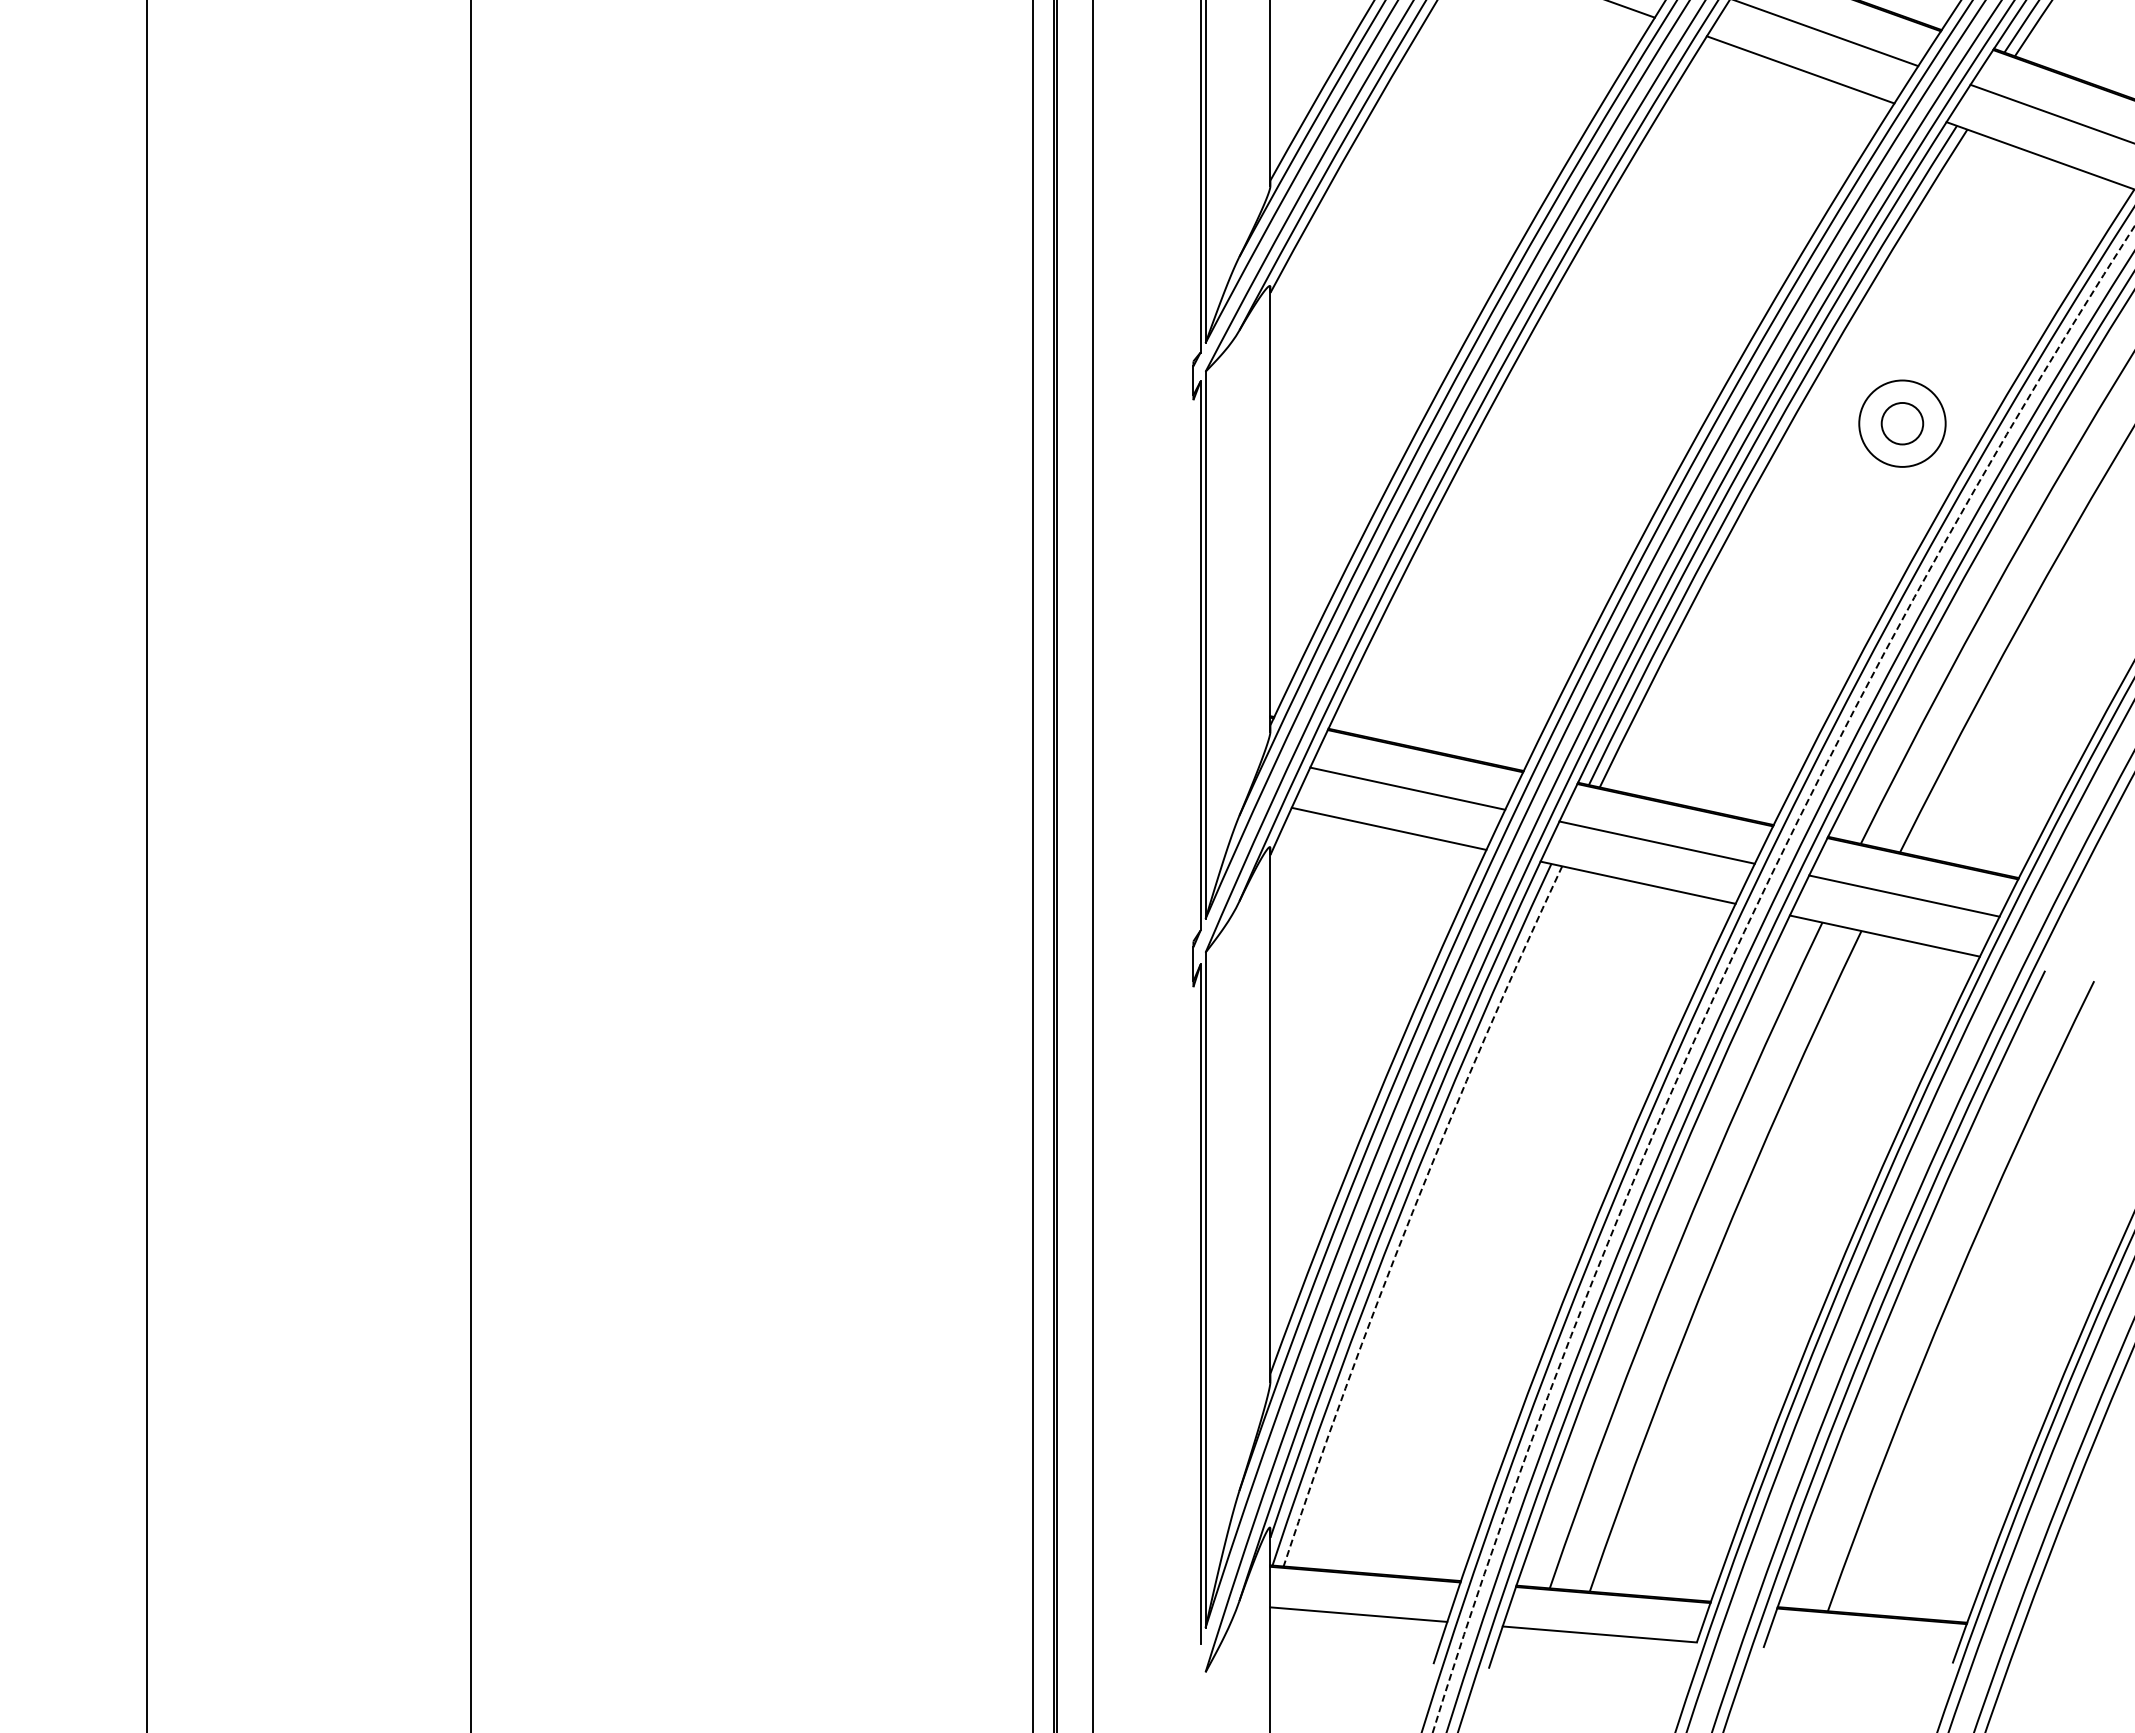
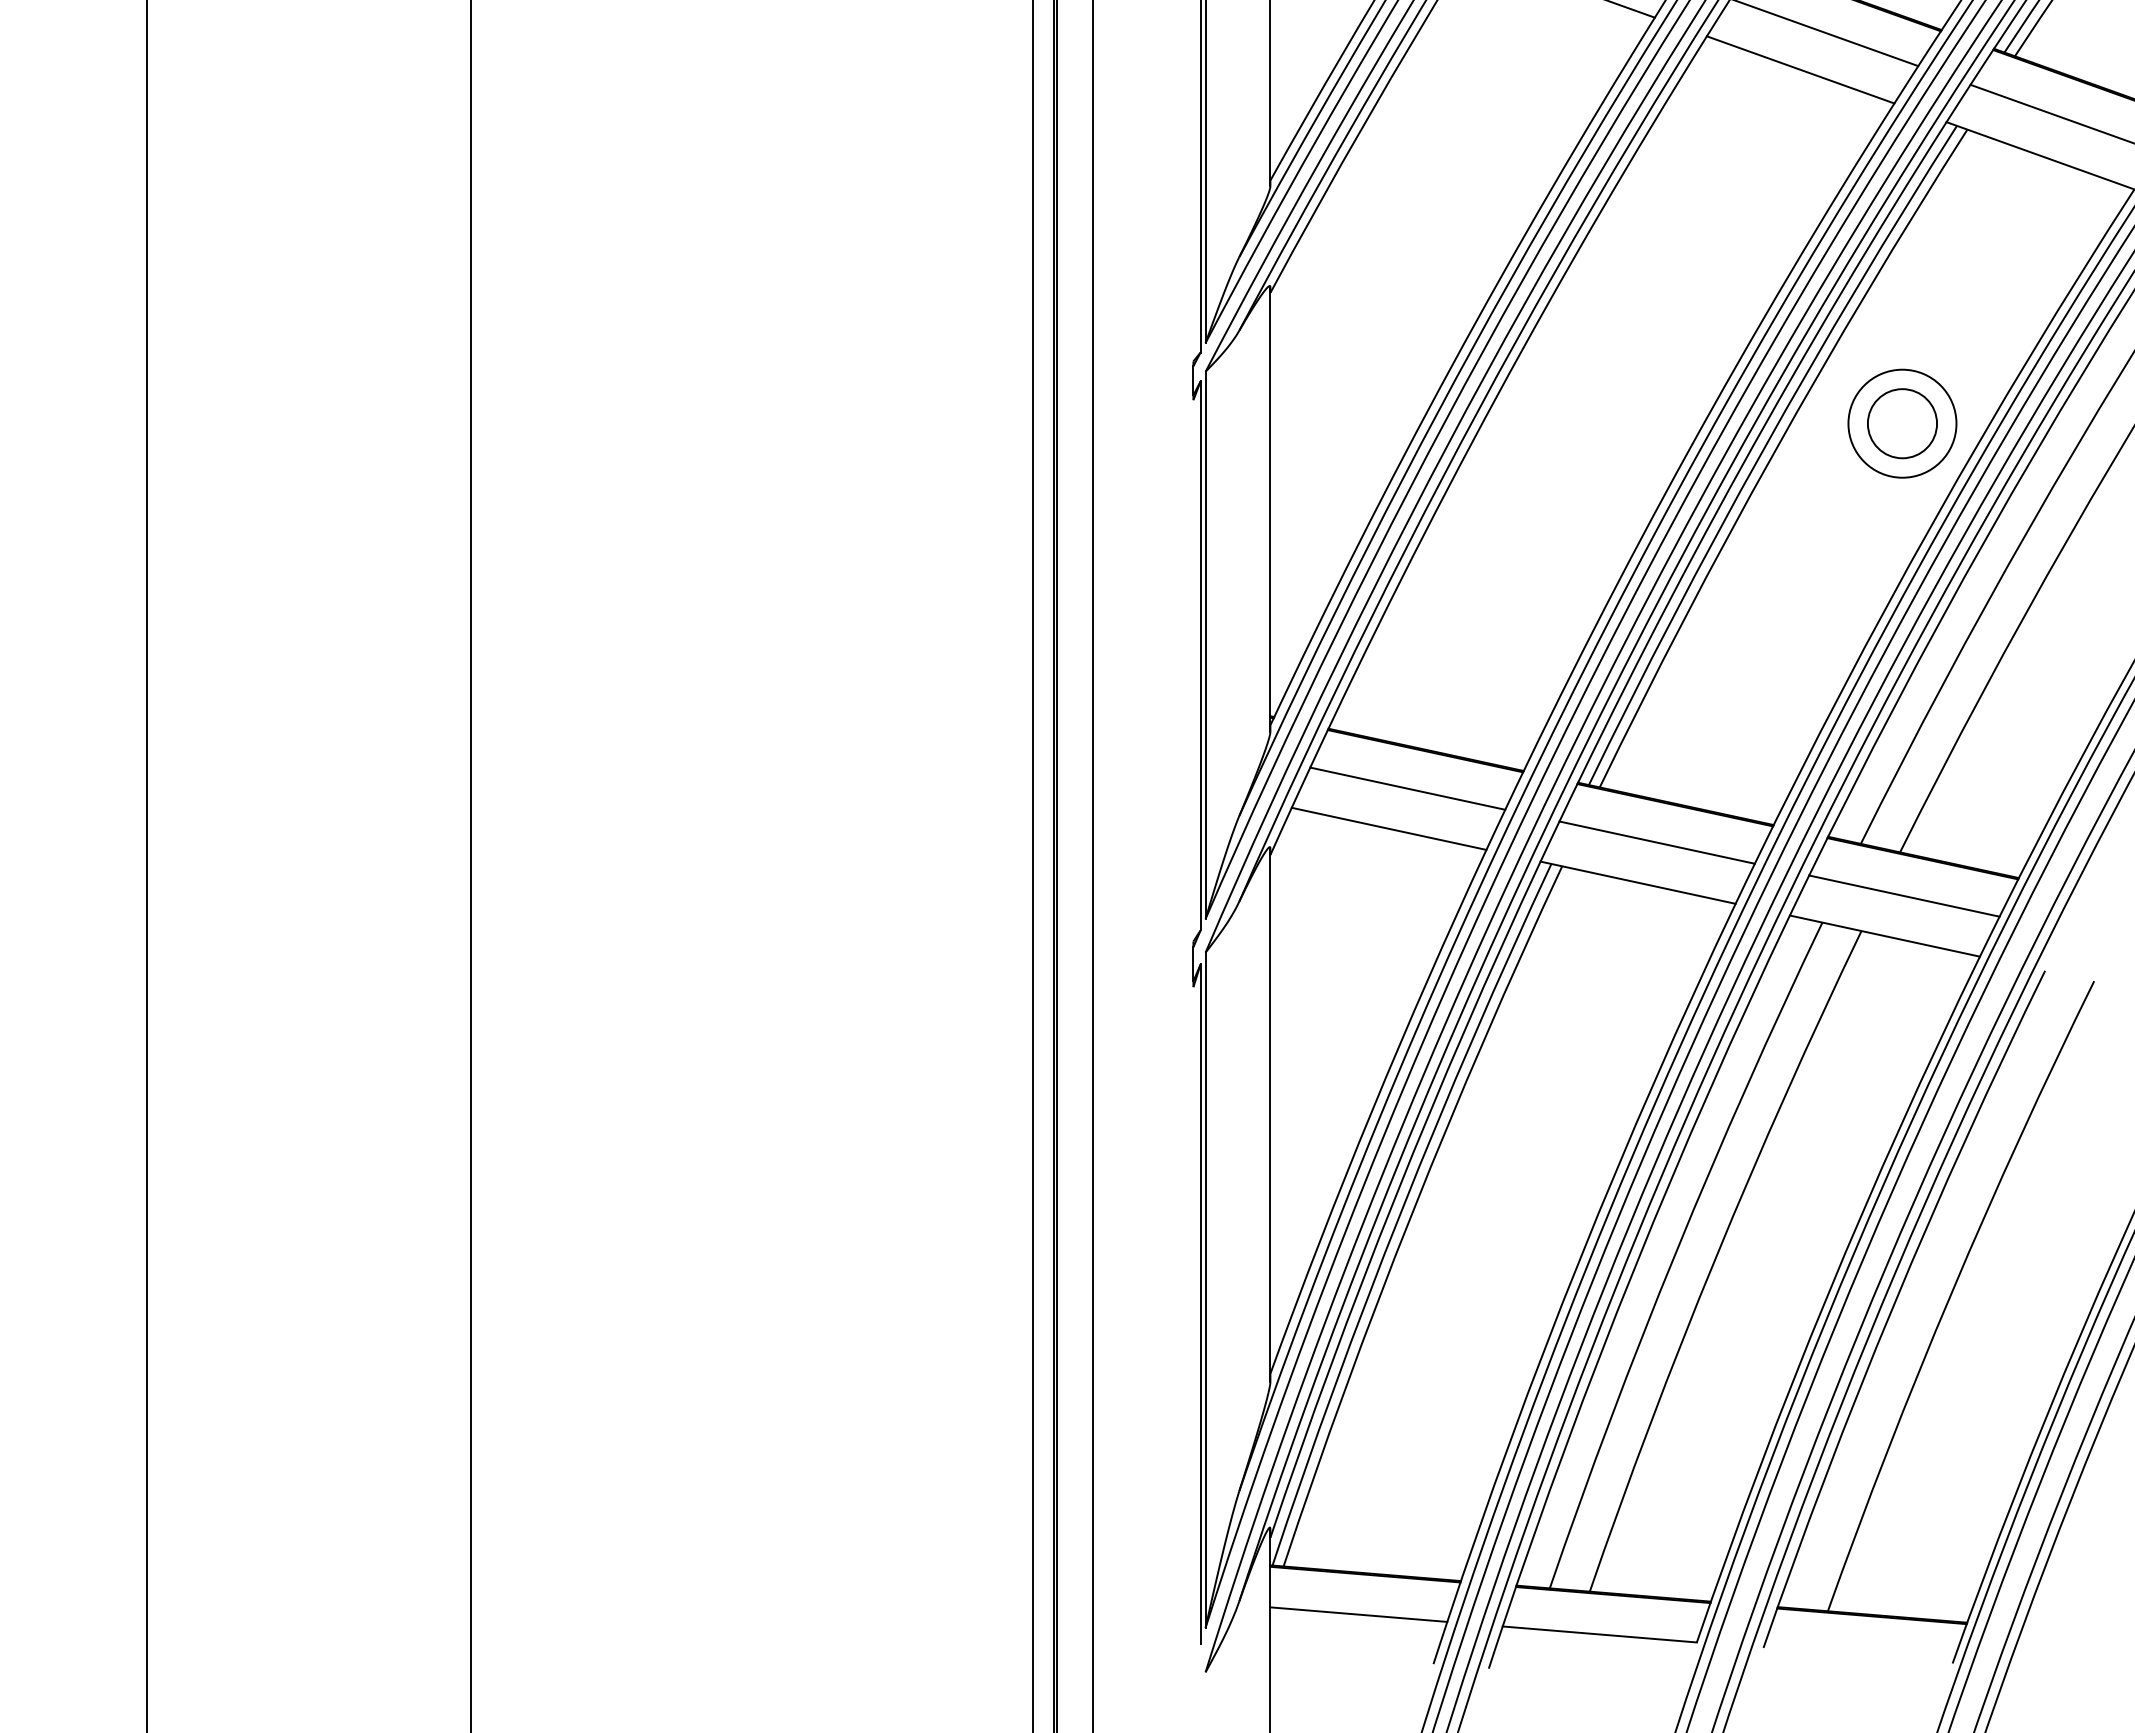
circle diameter: 41 px -> 69 px (1902, 423)
circle diameter: 86 px -> 108 px (1902, 423)
arc: dashed -> solid (1732, 956)
arc: dashed -> solid (1412, 1212)
